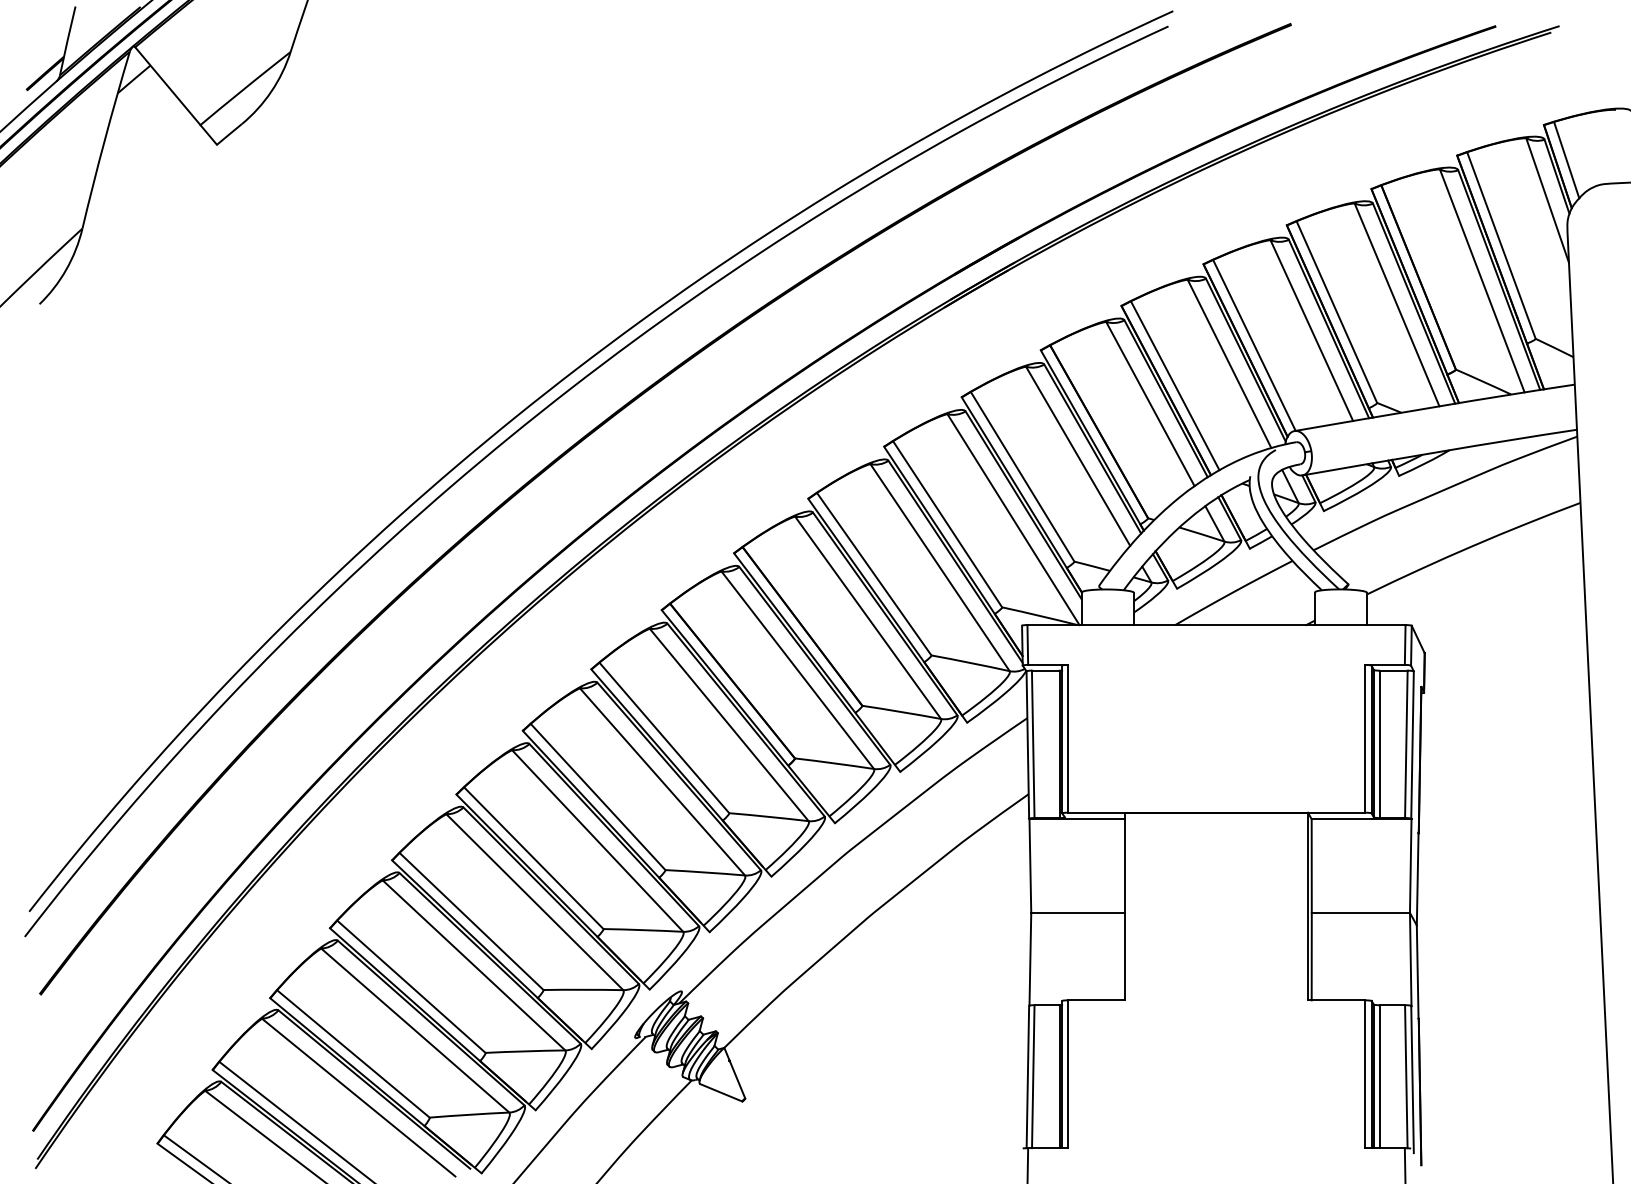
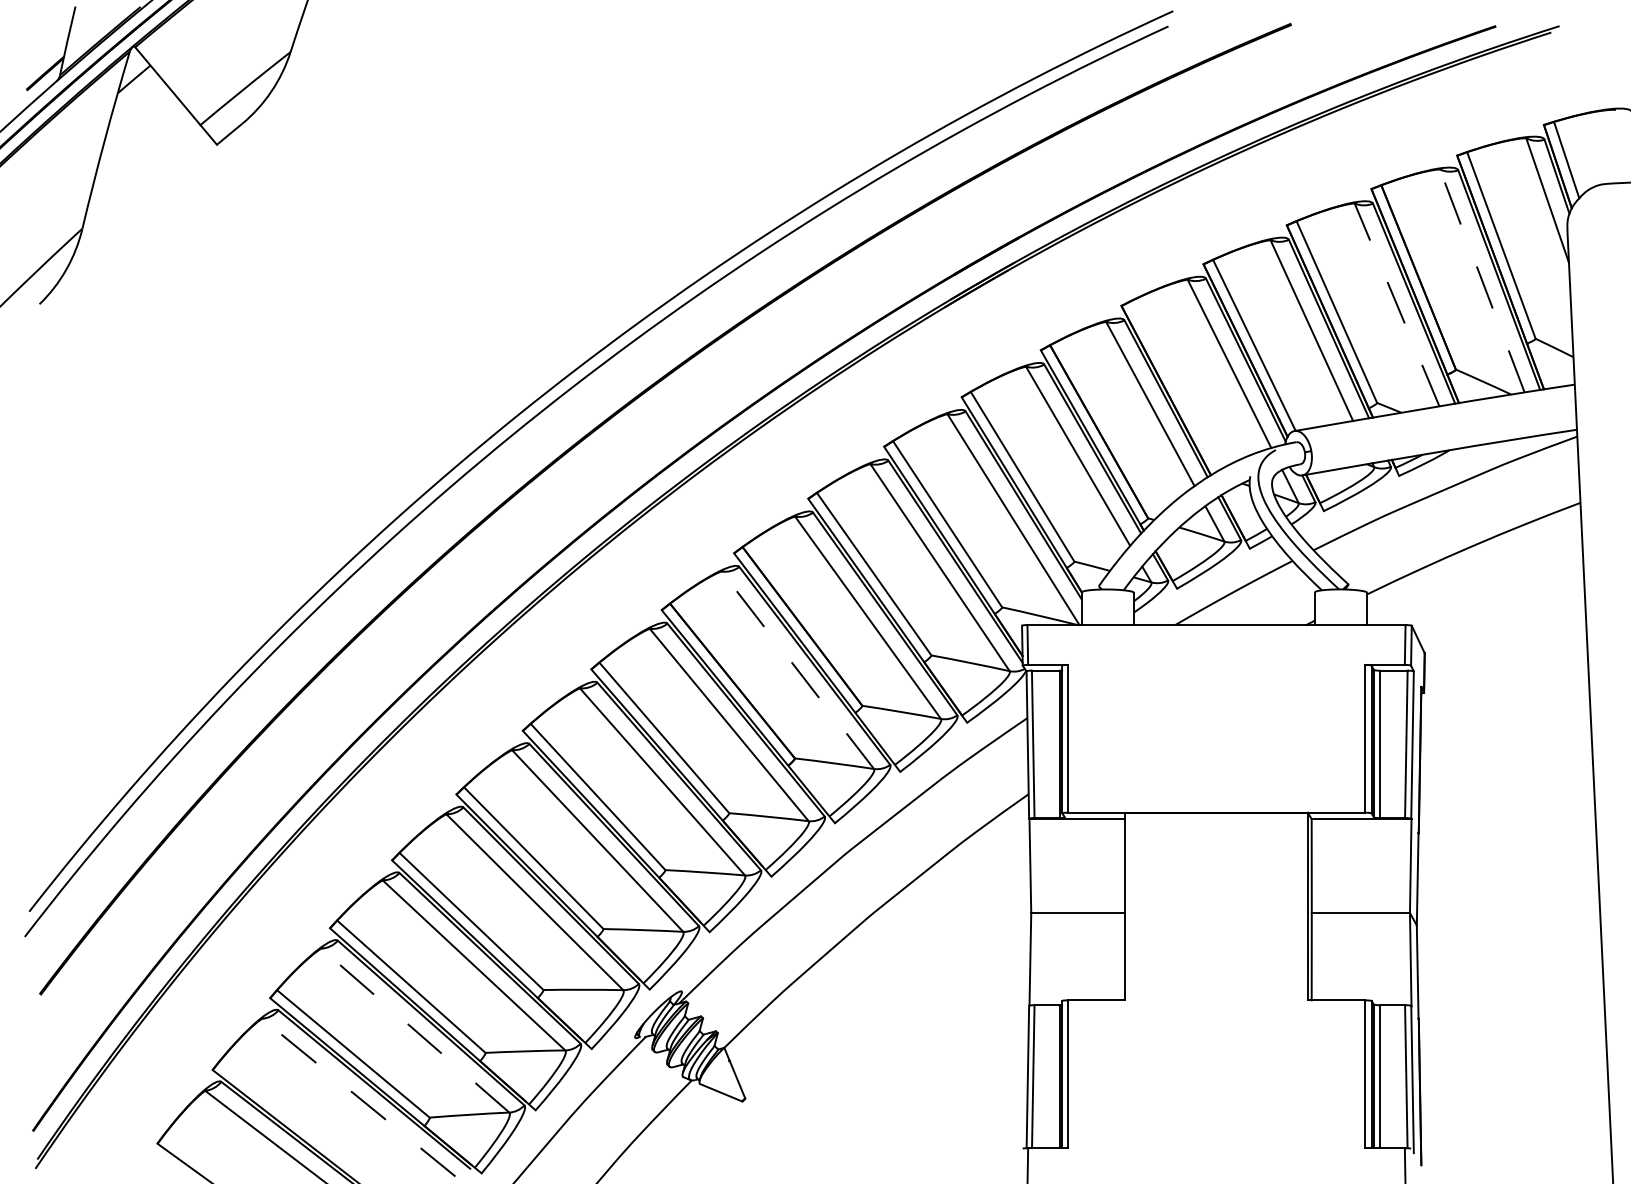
line: solid -> dashed (1482, 280)
line: solid -> dashed (1397, 304)
line: present -> none (1174, 385)
line: solid -> dashed (797, 670)
line: solid -> dashed (415, 1030)
line: solid -> dashed (358, 1097)
line: present -> none (295, 1120)
line: present -> none (194, 1157)
